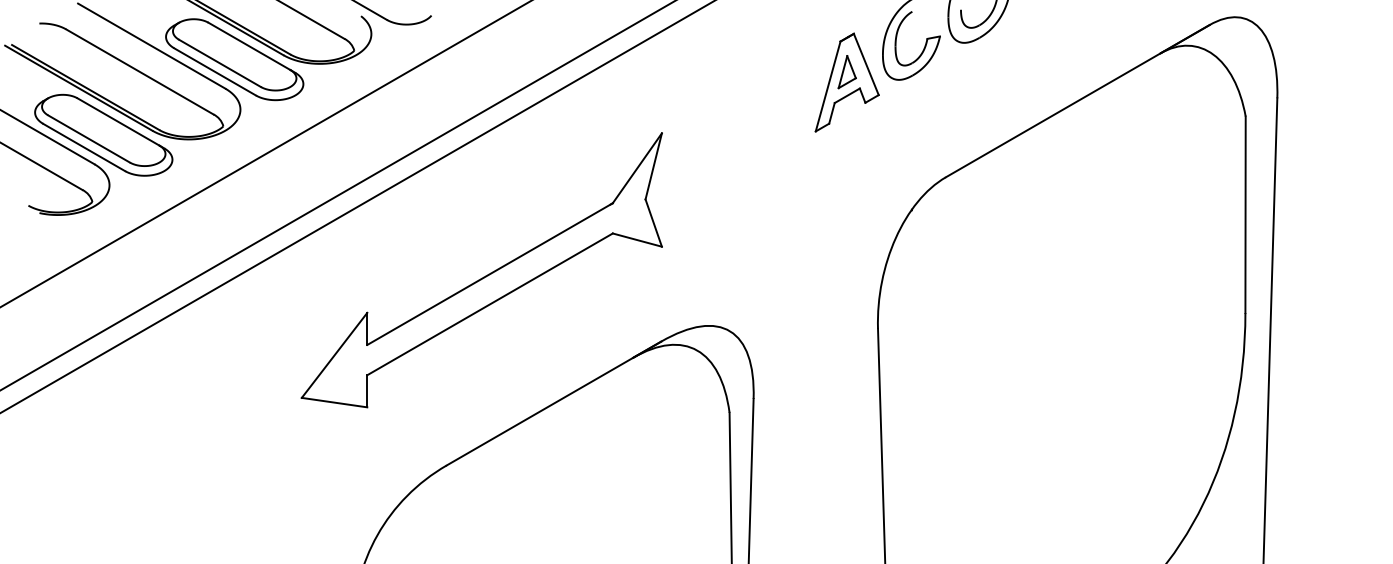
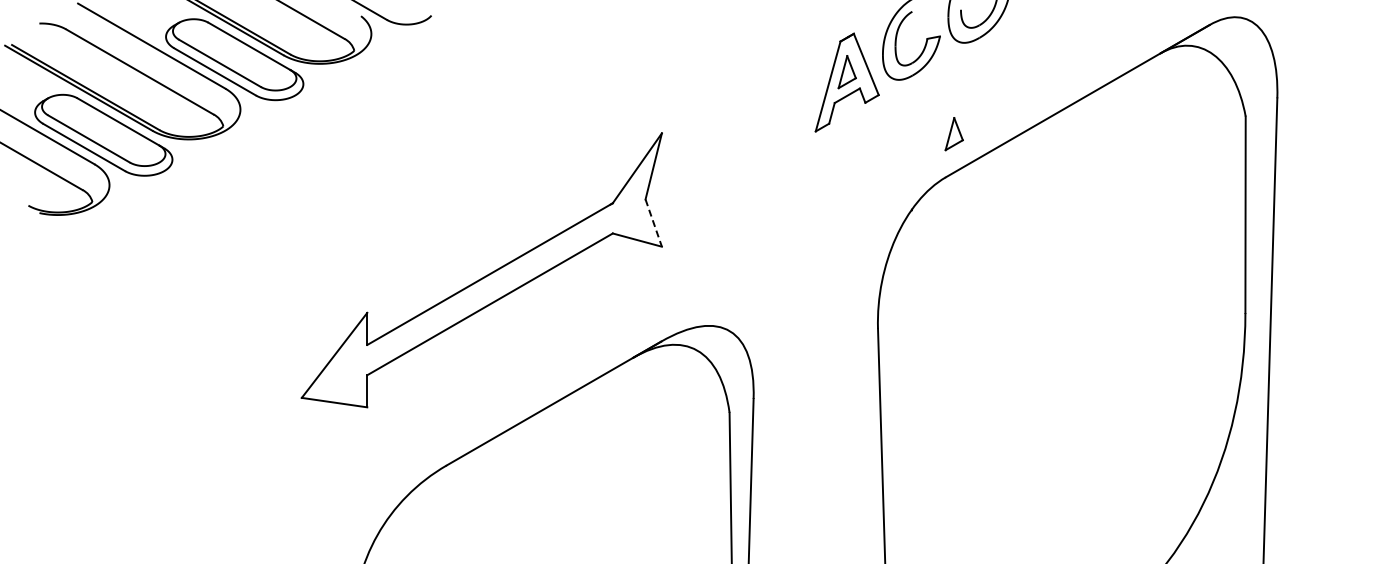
part: none -> present (953, 134)
line: present -> none (265, 154)
line: present -> none (337, 195)
line: present -> none (357, 206)
line: solid -> dashed (653, 223)
